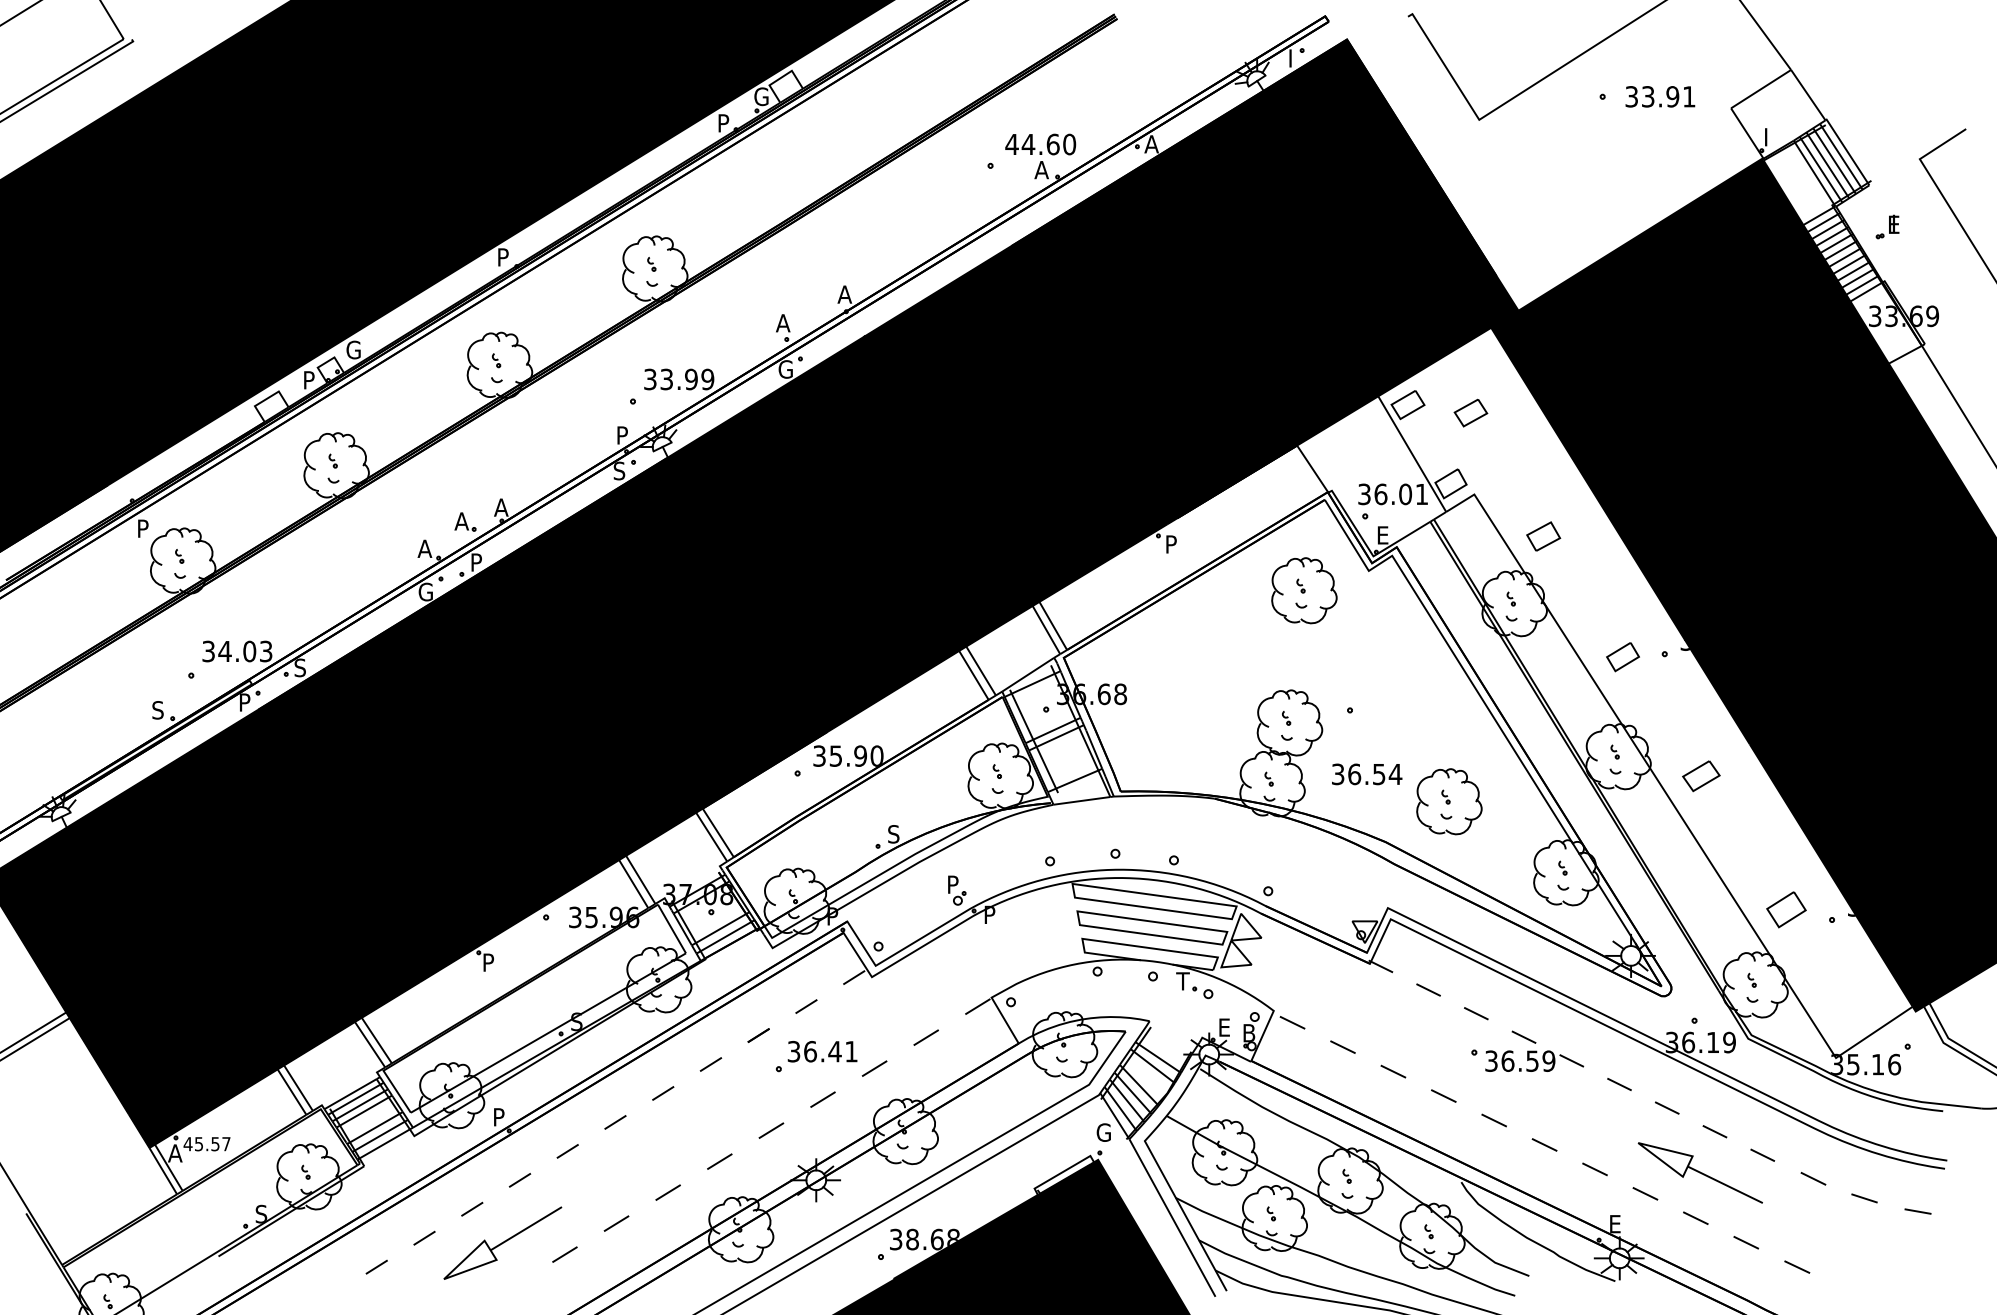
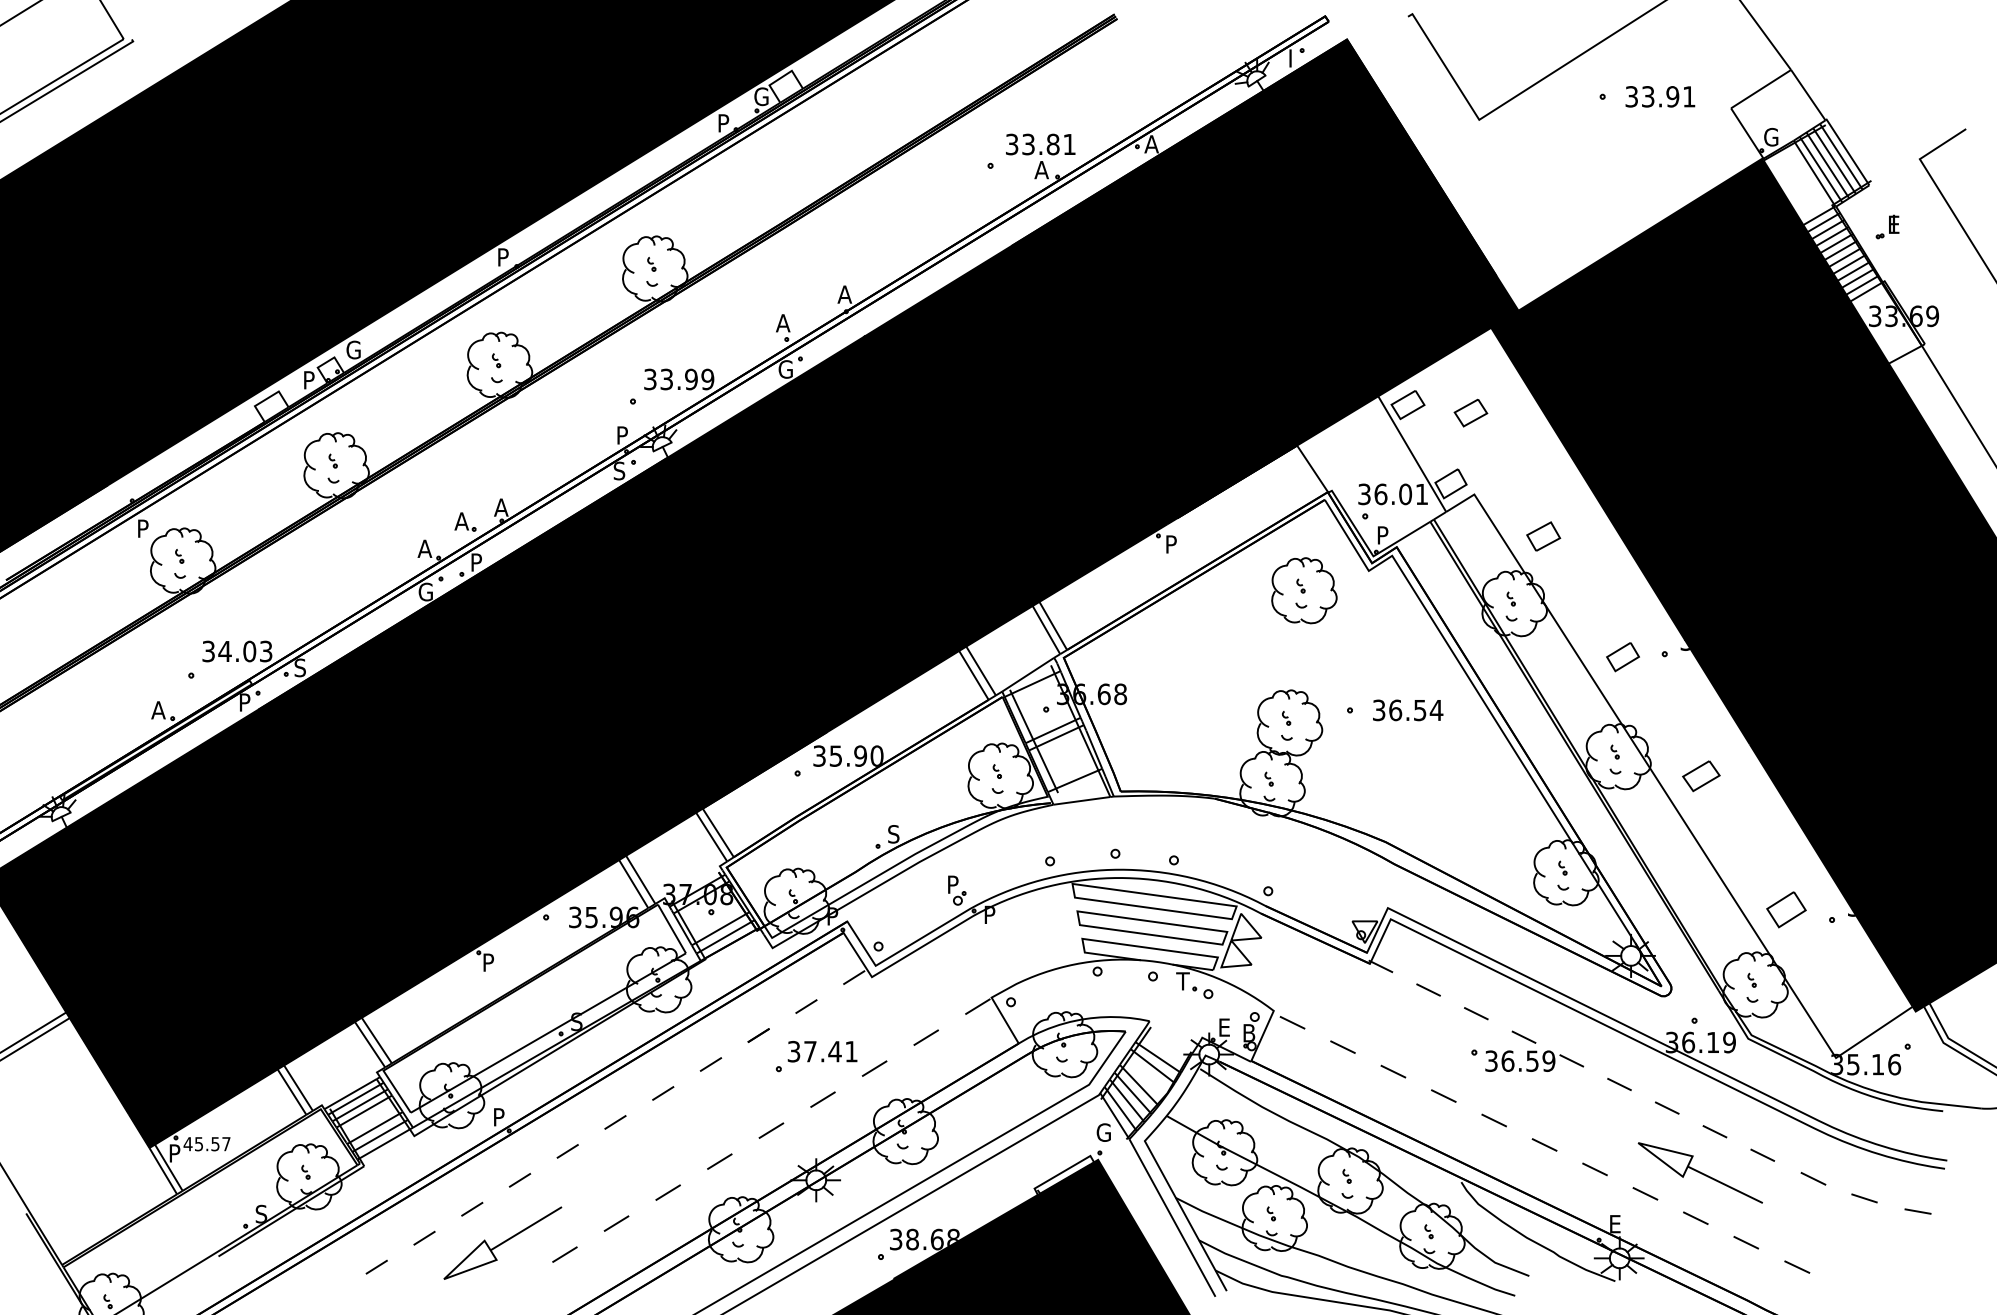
text: I -> G (1771, 136)
text: 44.60 -> 33.81 (1040, 144)
text: E -> P (1384, 535)
text: S -> A (158, 710)
text position: (1367, 774) -> (1408, 710) (1408, 710)
part: present -> none (1449, 801)
text: 36.41 -> 37.41 (810, 1051)
text: A -> P (175, 1153)
